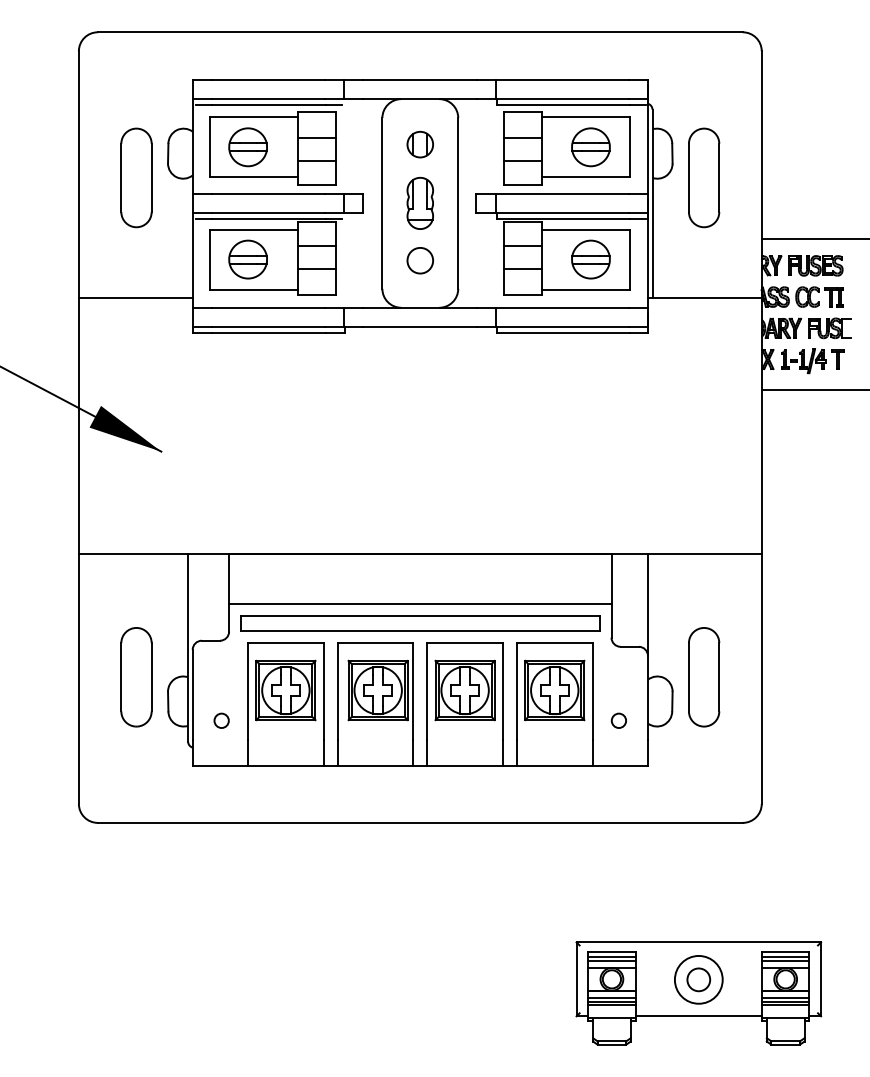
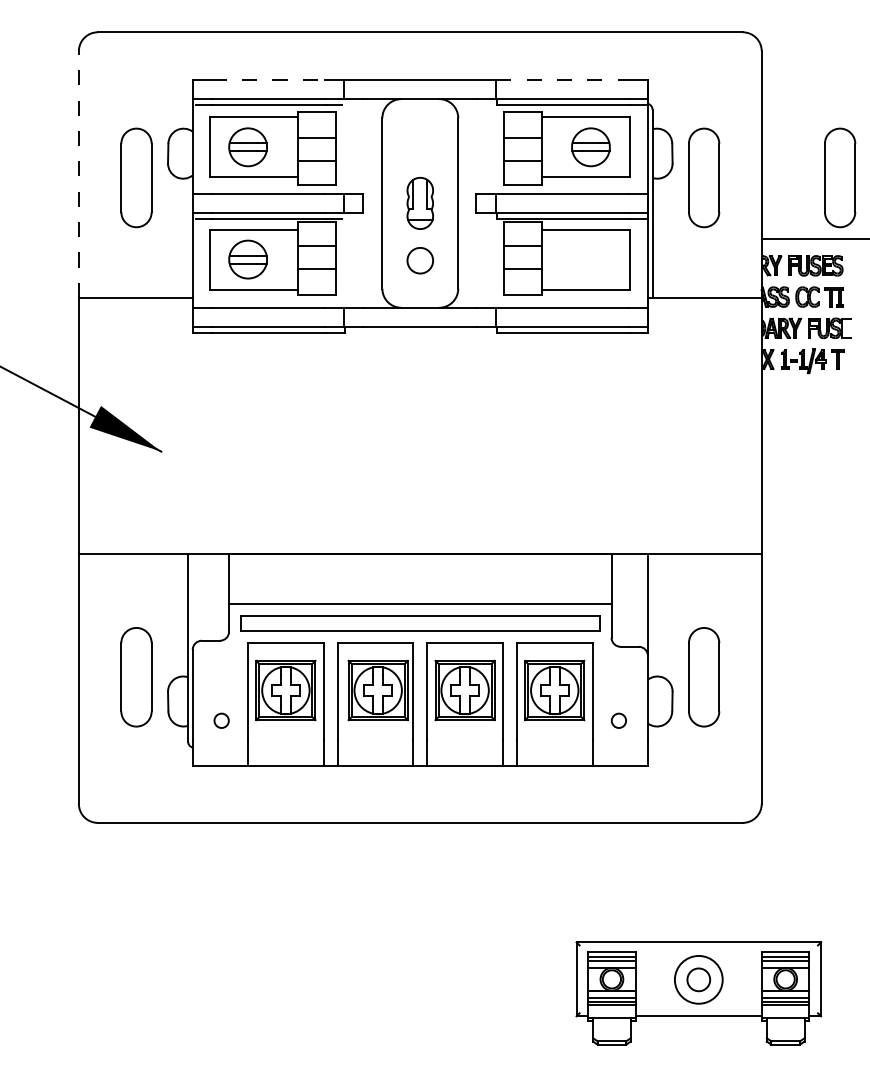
line: solid -> dashed (268, 80)
line: solid -> dashed (563, 80)
part: present -> none (419, 144)
line: solid -> dashed (78, 174)
part: none -> present (840, 177)
part: present -> none (590, 259)
line: present -> none (813, 390)
